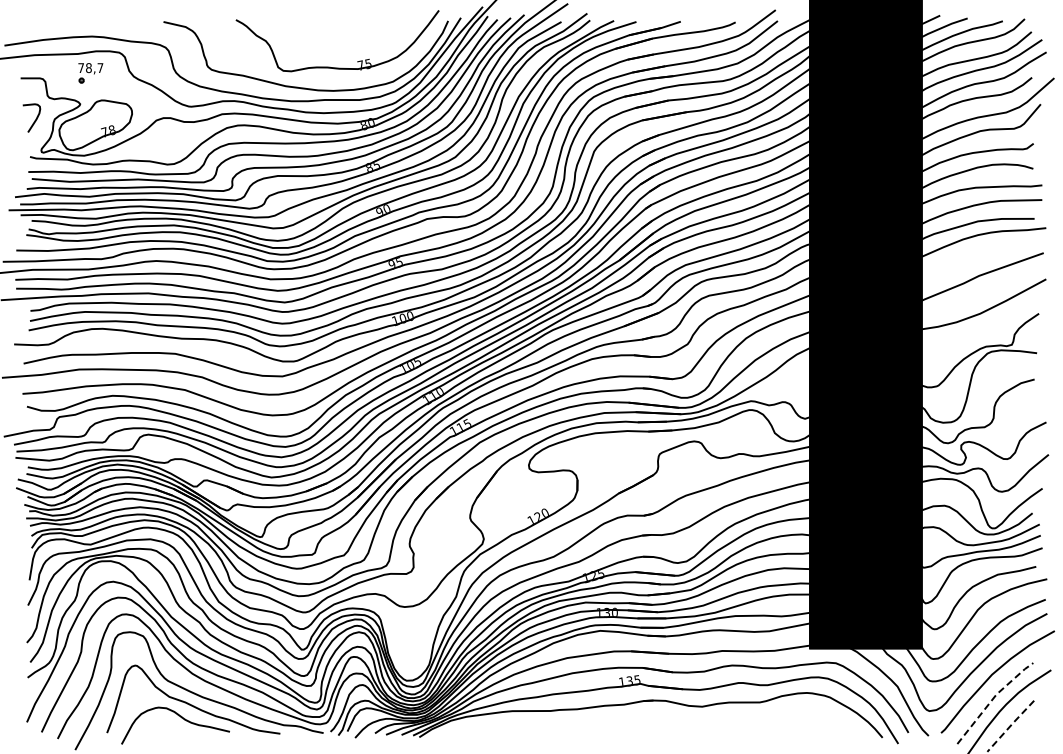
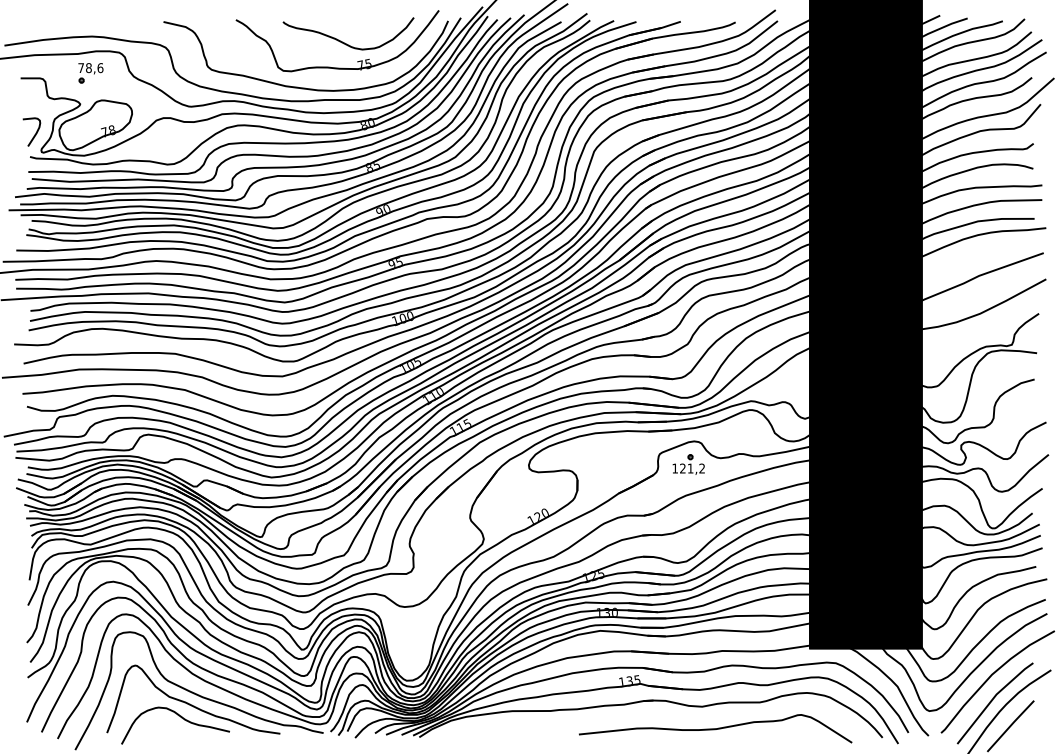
curve: none -> present (344, 42)
text: 78,7 -> 78,6 (100, 68)
curve position: (35, 118) -> (35, 132) (35, 132)
part: none -> present (688, 464)
line: dashed -> solid (992, 699)
line: dashed -> solid (1010, 725)
curve: none -> present (715, 728)
